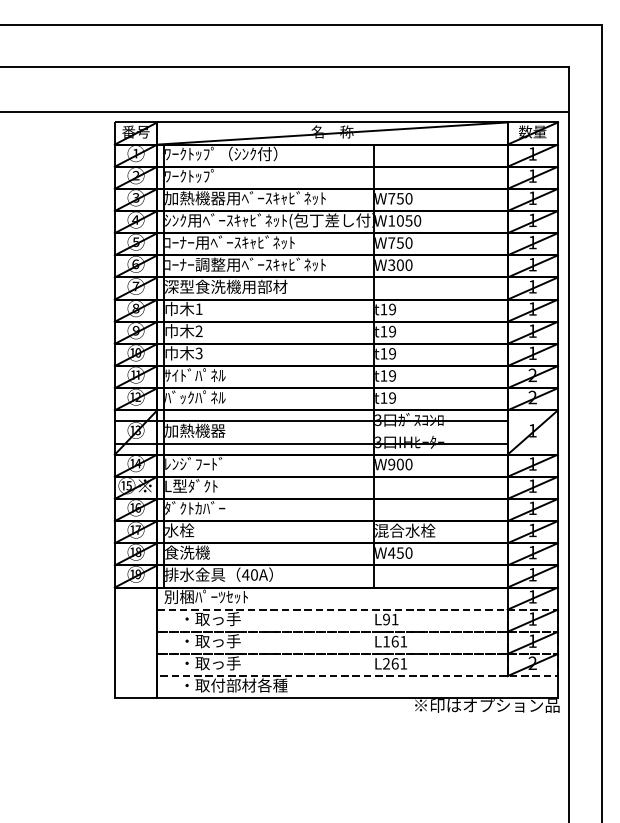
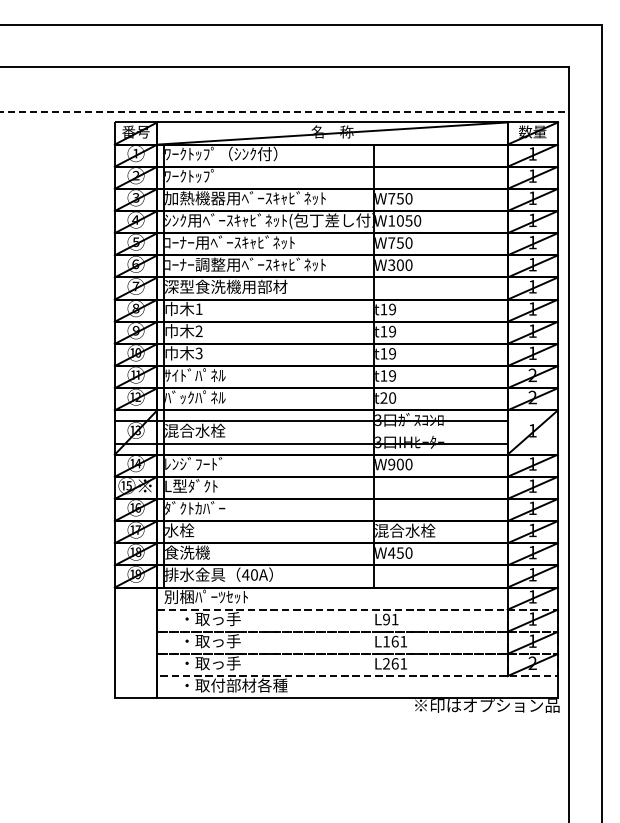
line: solid -> dashed (284, 112)
text: t19 -> t20 (388, 397)
text: 加熱機器 -> 混合水栓 (195, 430)
